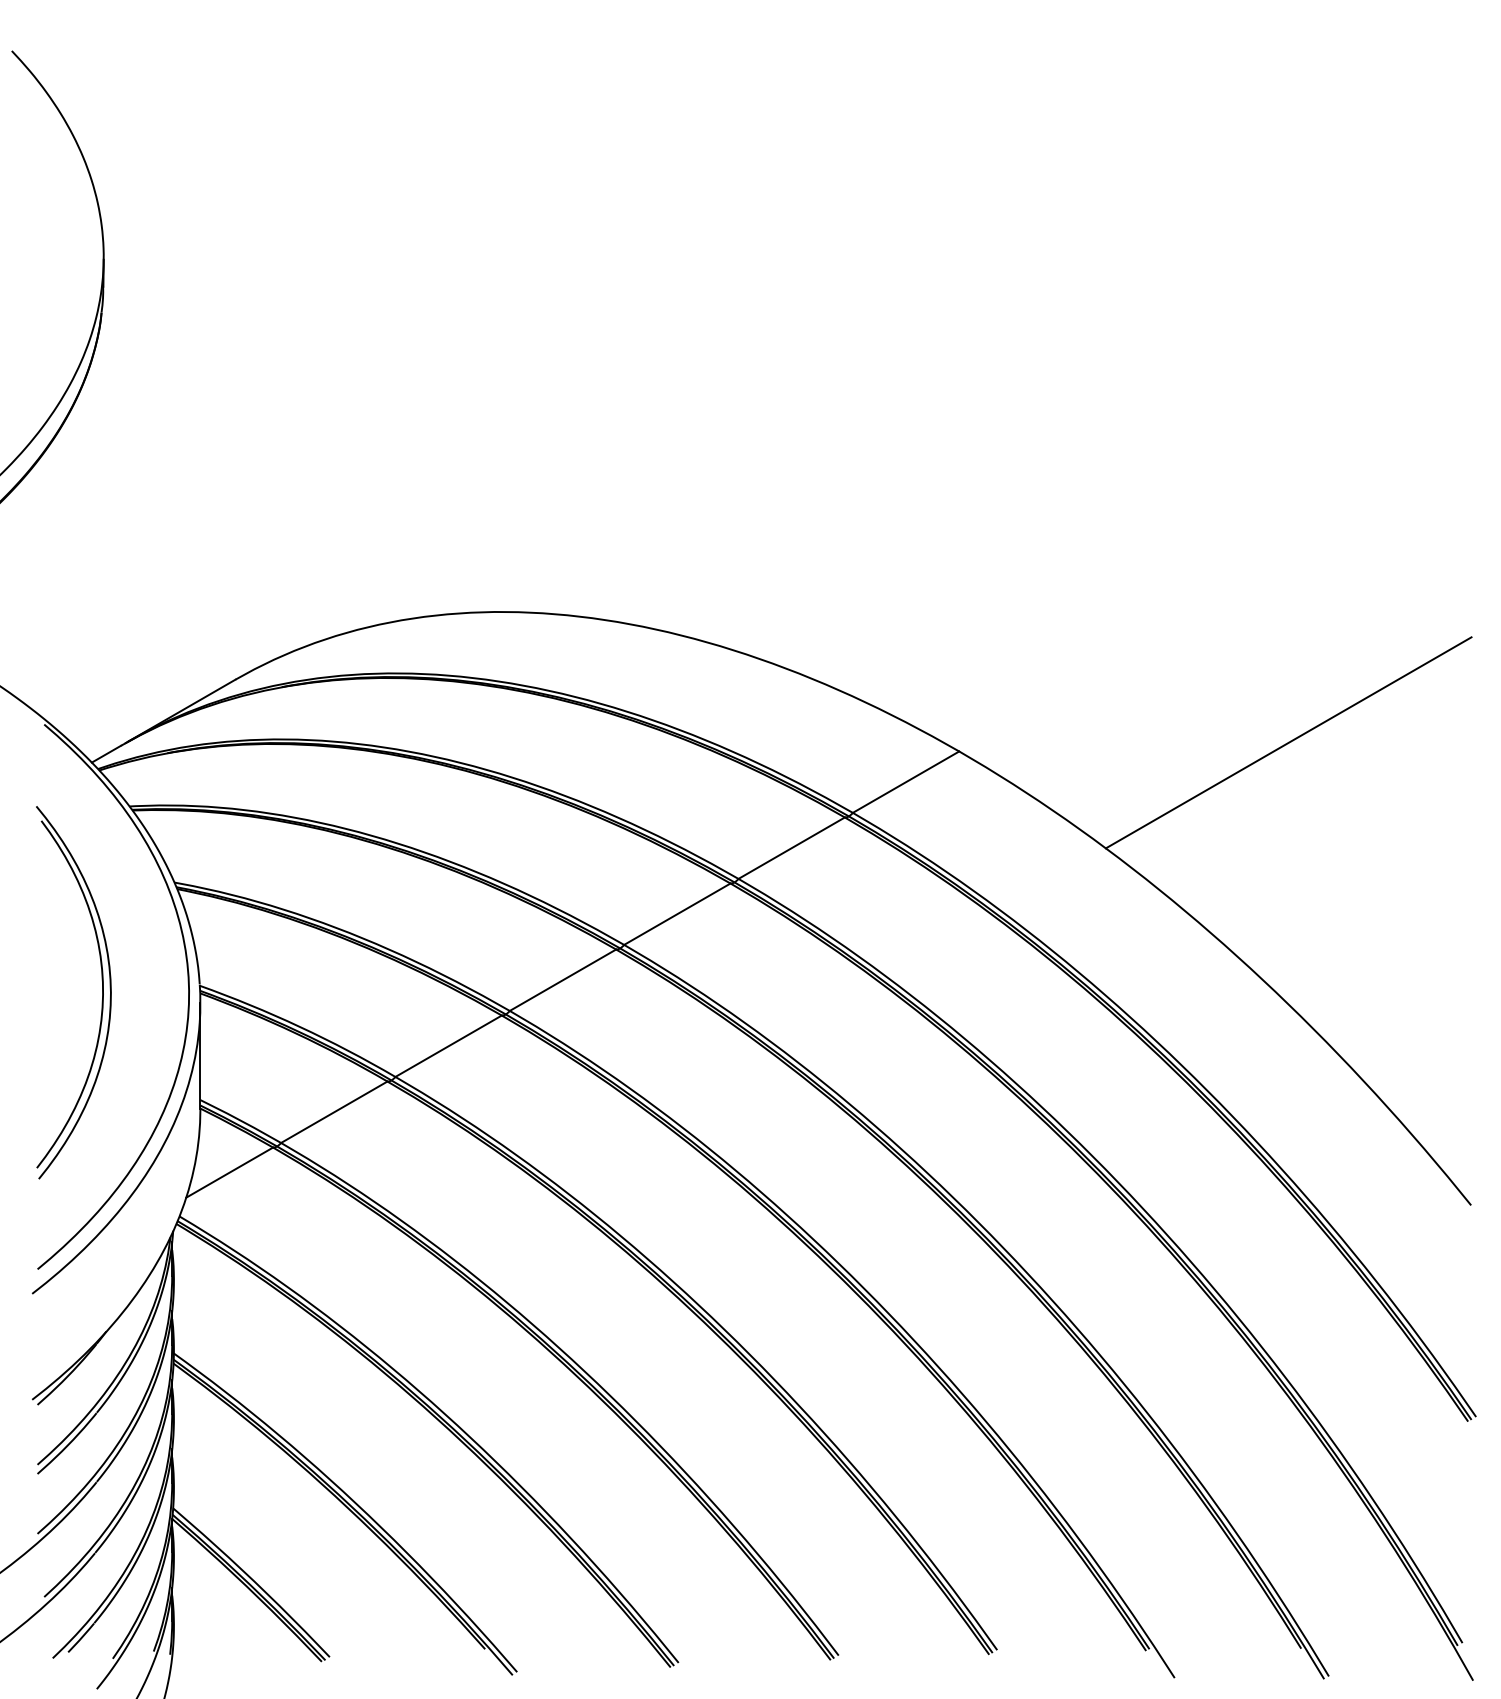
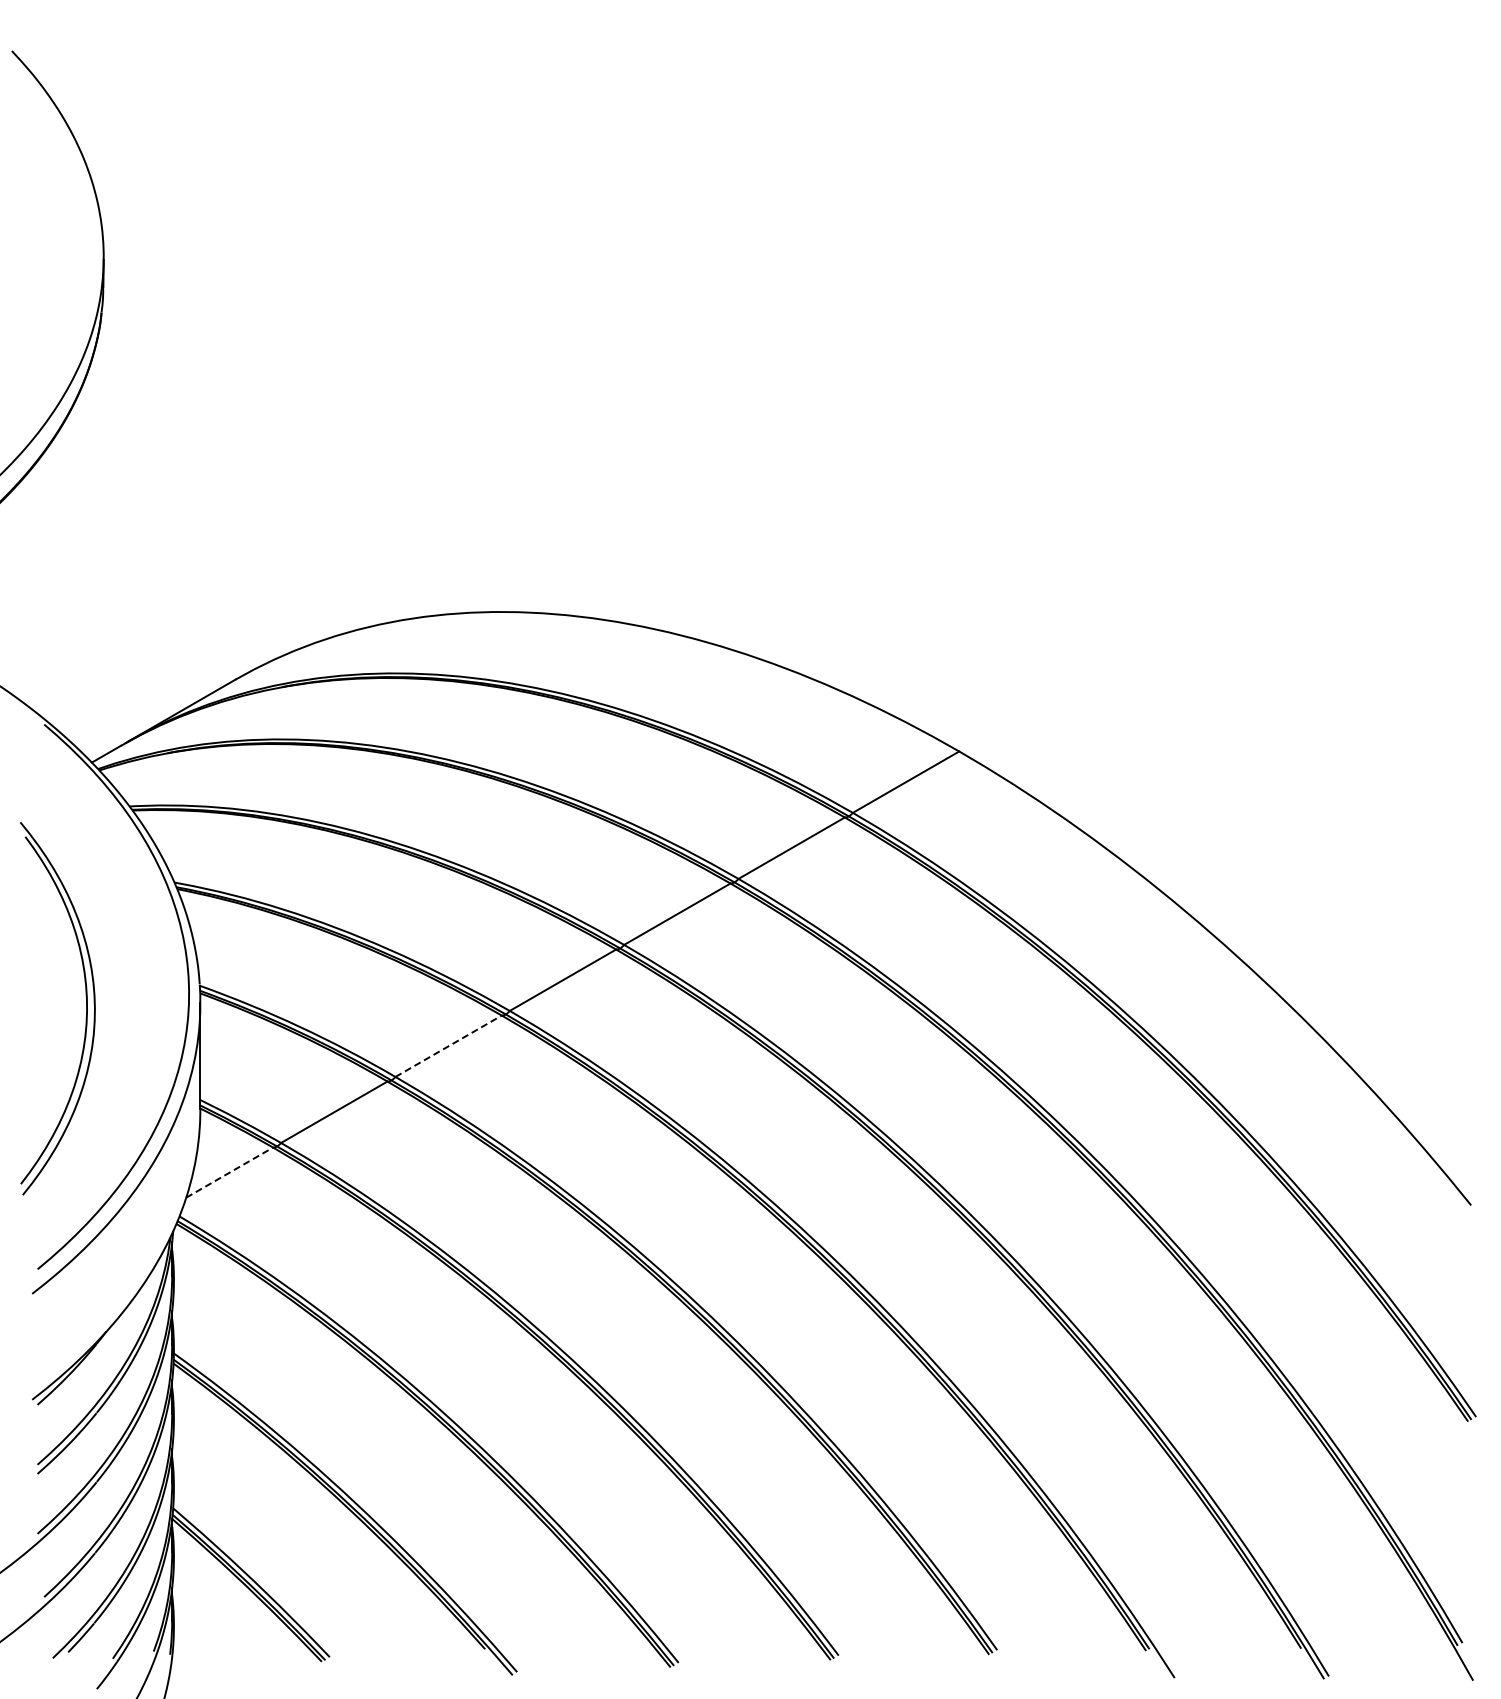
line: present -> none (1288, 742)
part position: (102, 992) -> (86, 1008) (86, 1008)
line: solid -> dashed (449, 1046)
line: solid -> dashed (230, 1172)
